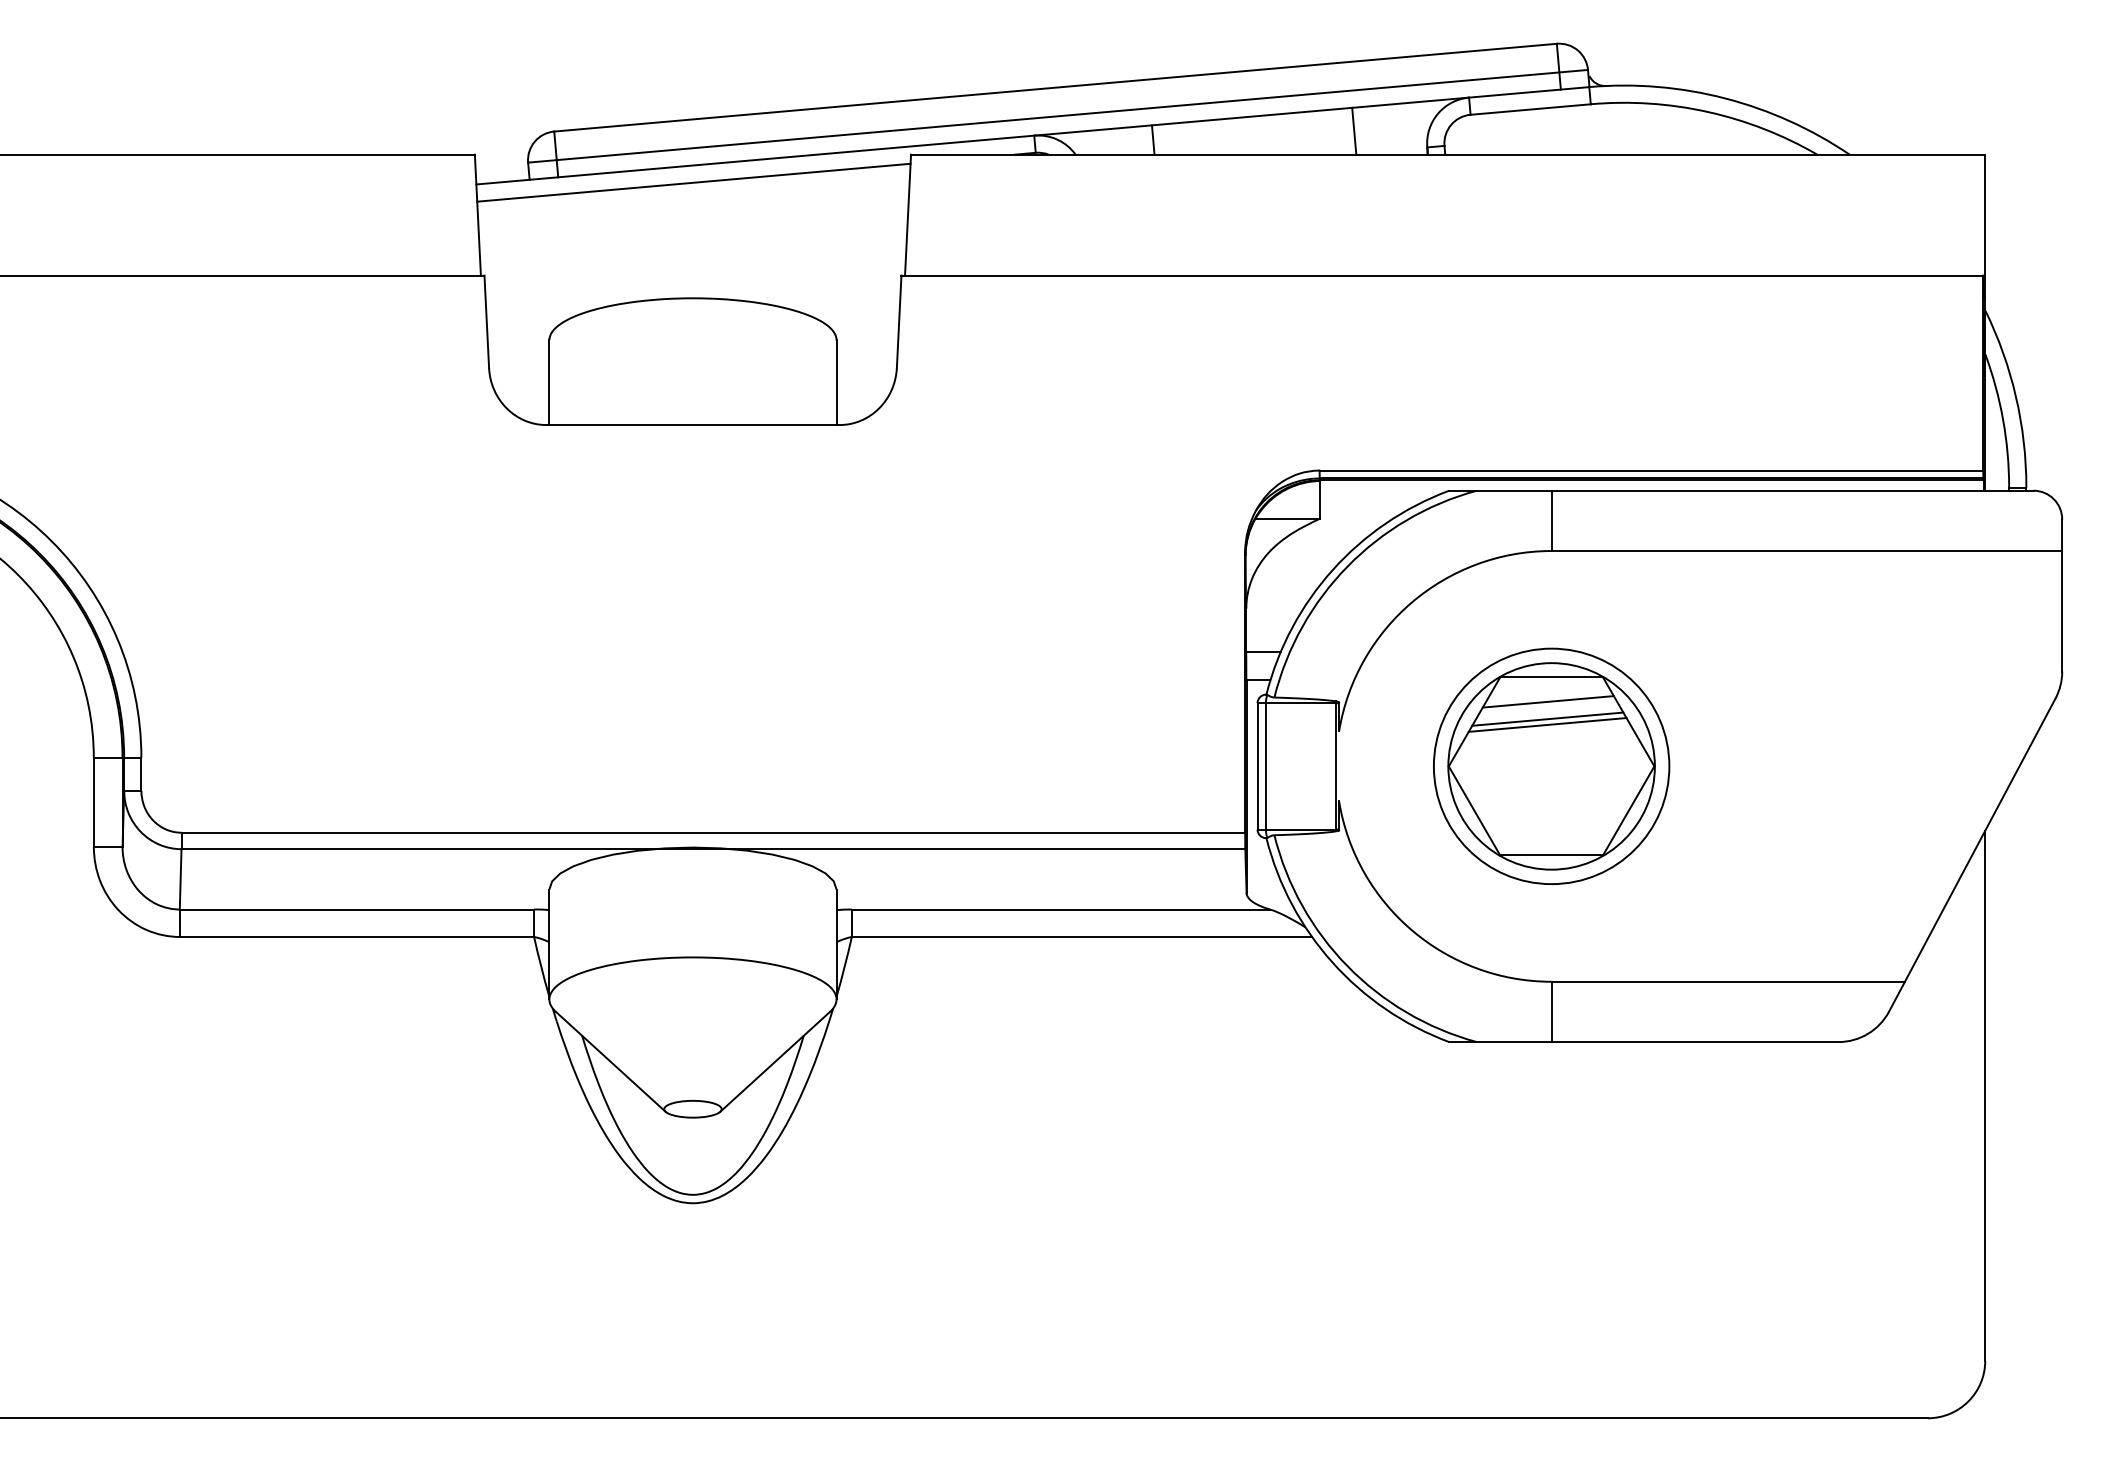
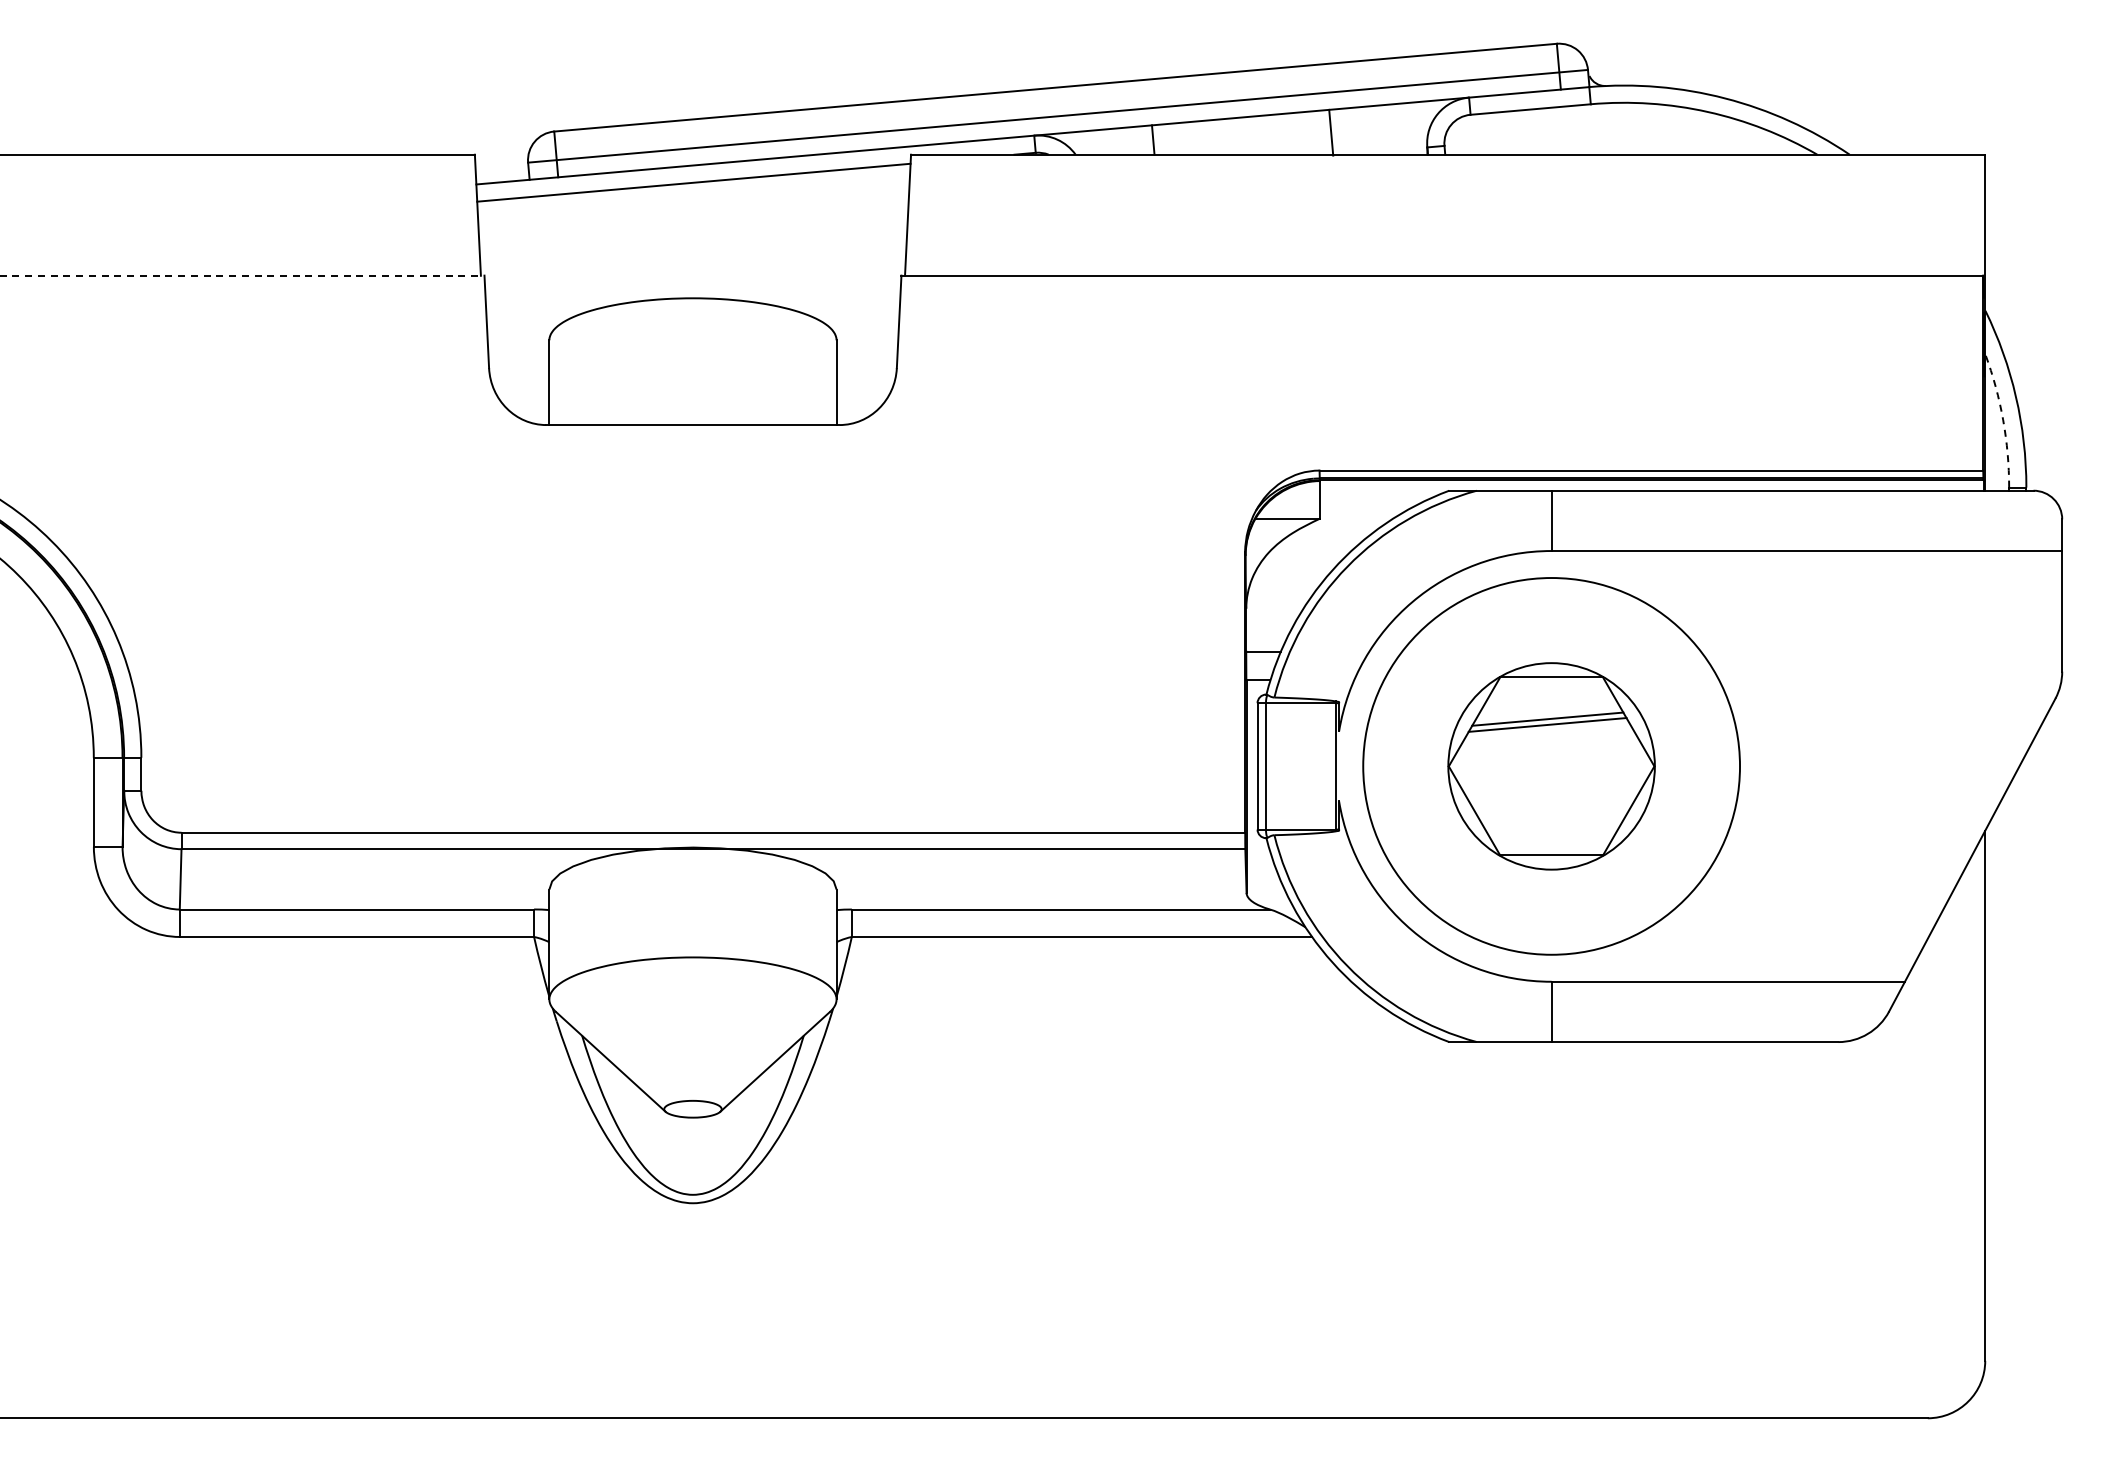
line position: (1354, 130) -> (1331, 132) (1331, 132)
line: solid -> dashed (242, 275)
arc: solid -> dashed (2003, 419)
line: present -> none (1547, 701)
circle diameter: 235 px -> 377 px (1551, 766)
